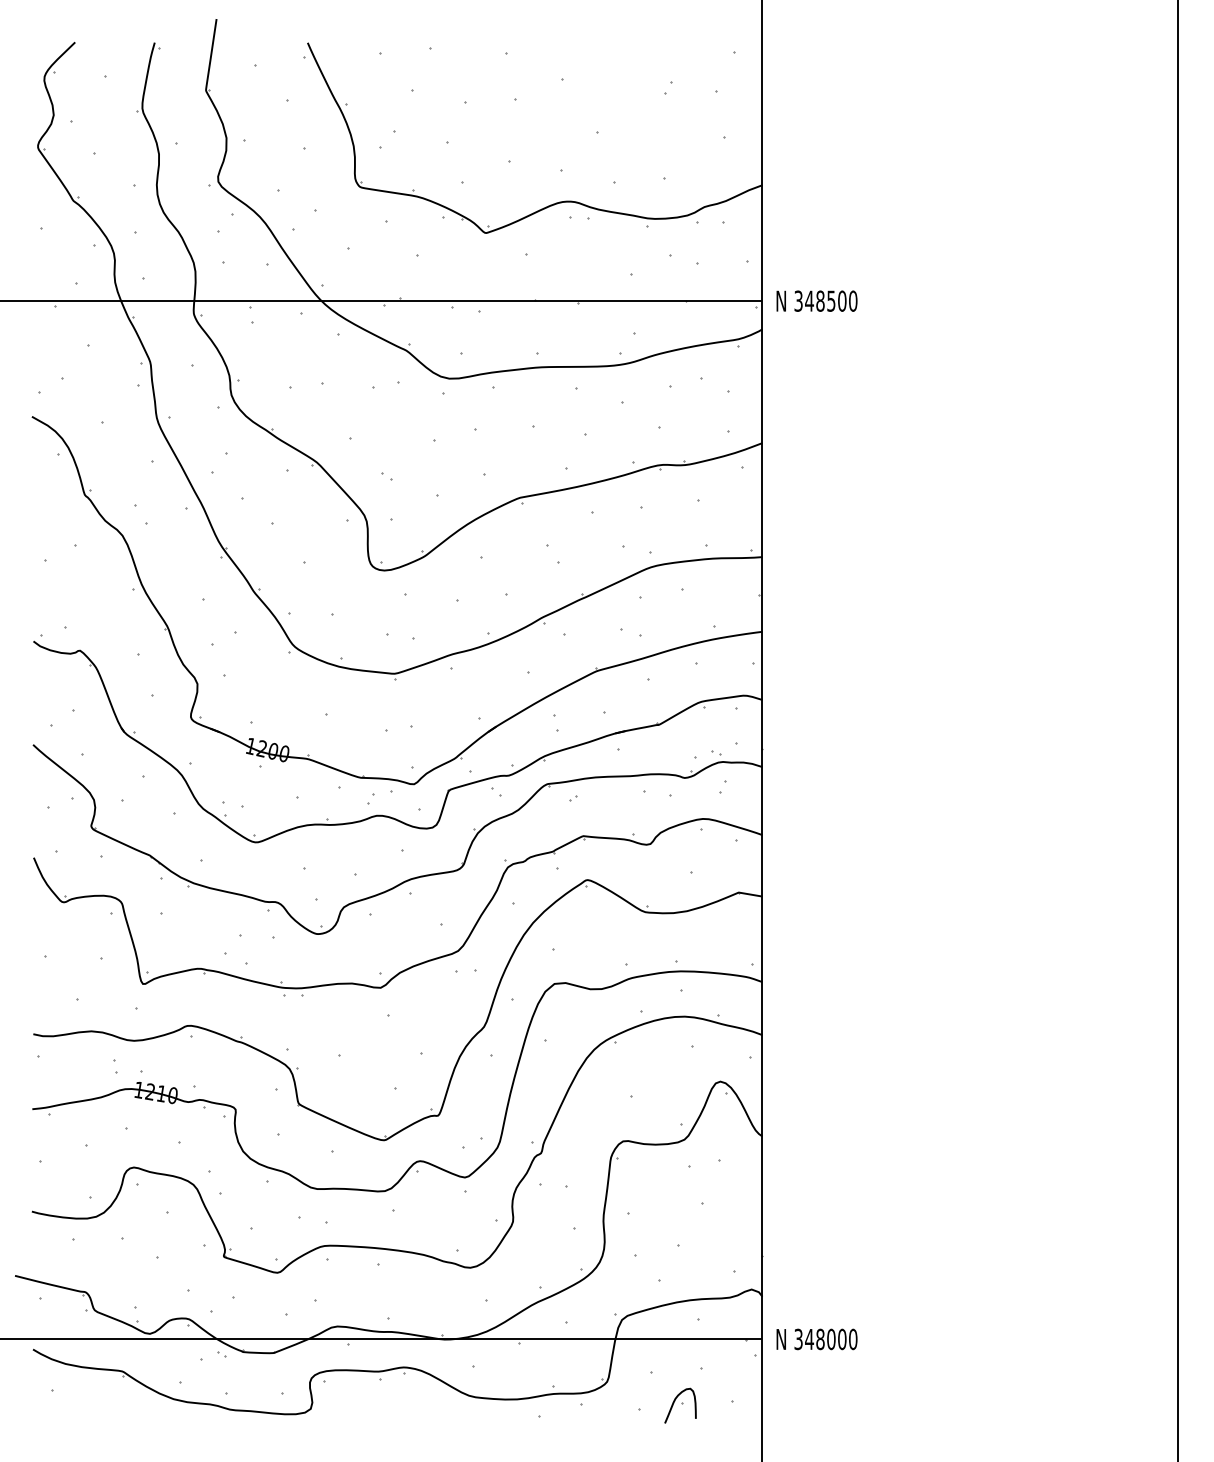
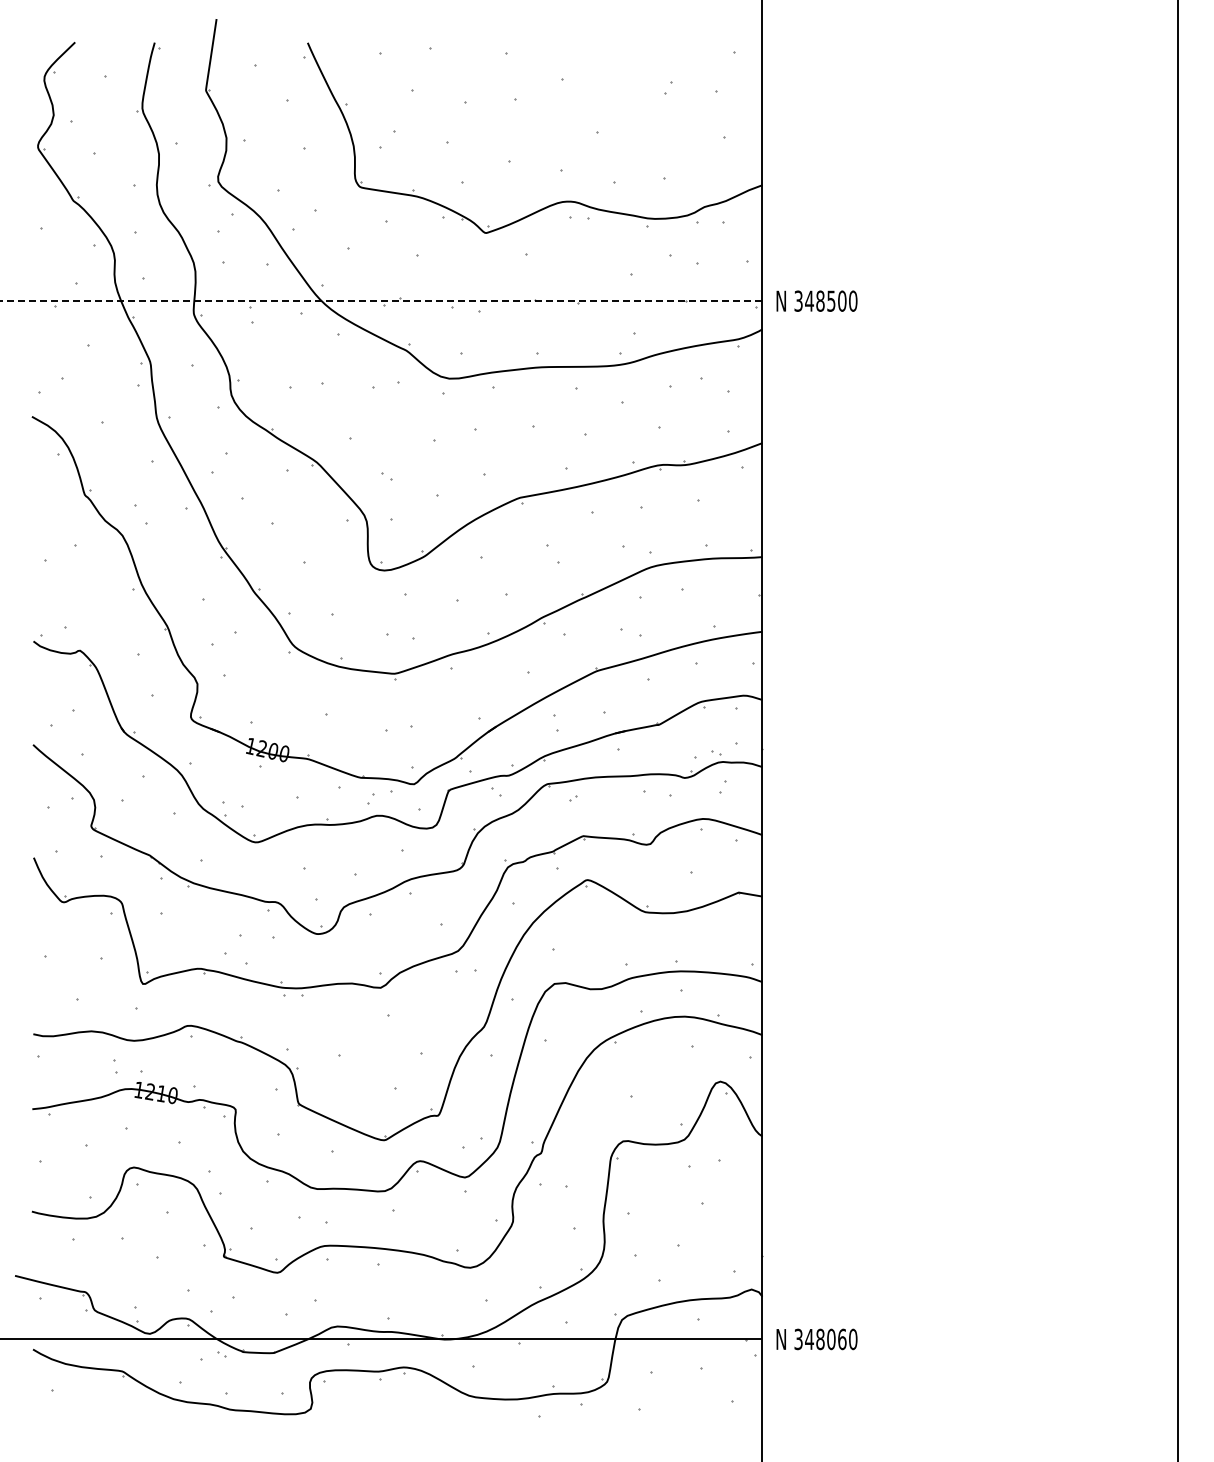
line: solid -> dashed (381, 301)
text: 348000 -> 348060 (842, 1338)
part: present -> none (680, 1405)
